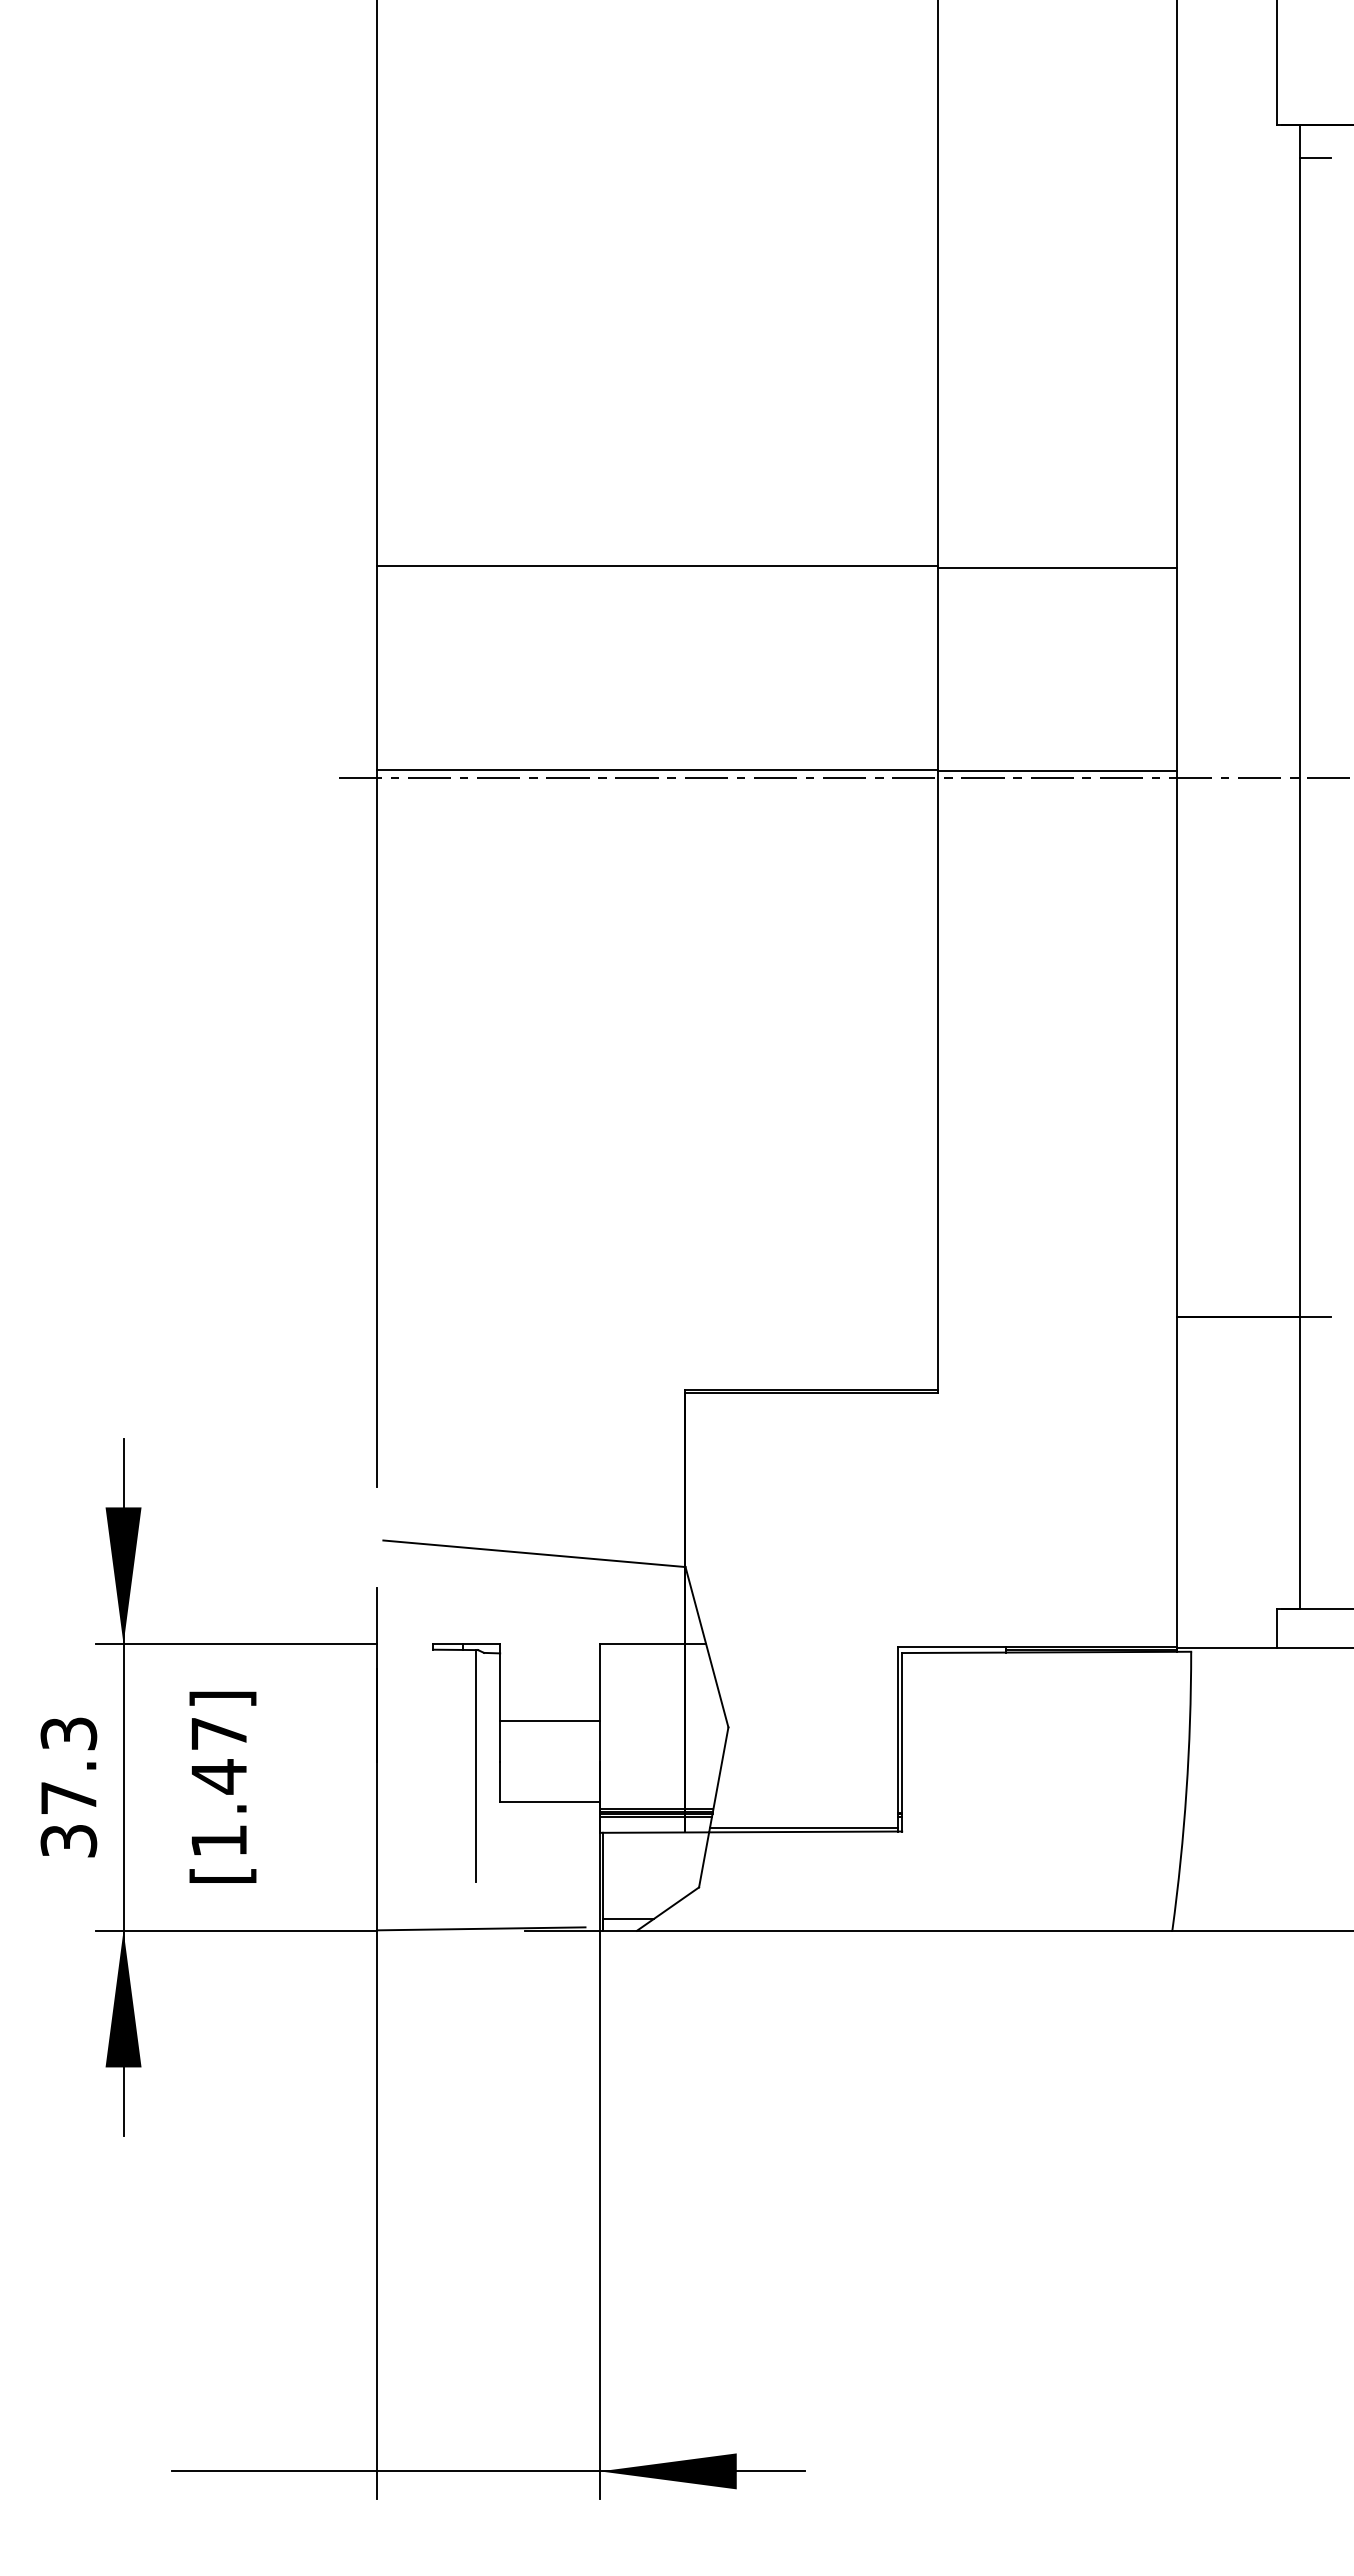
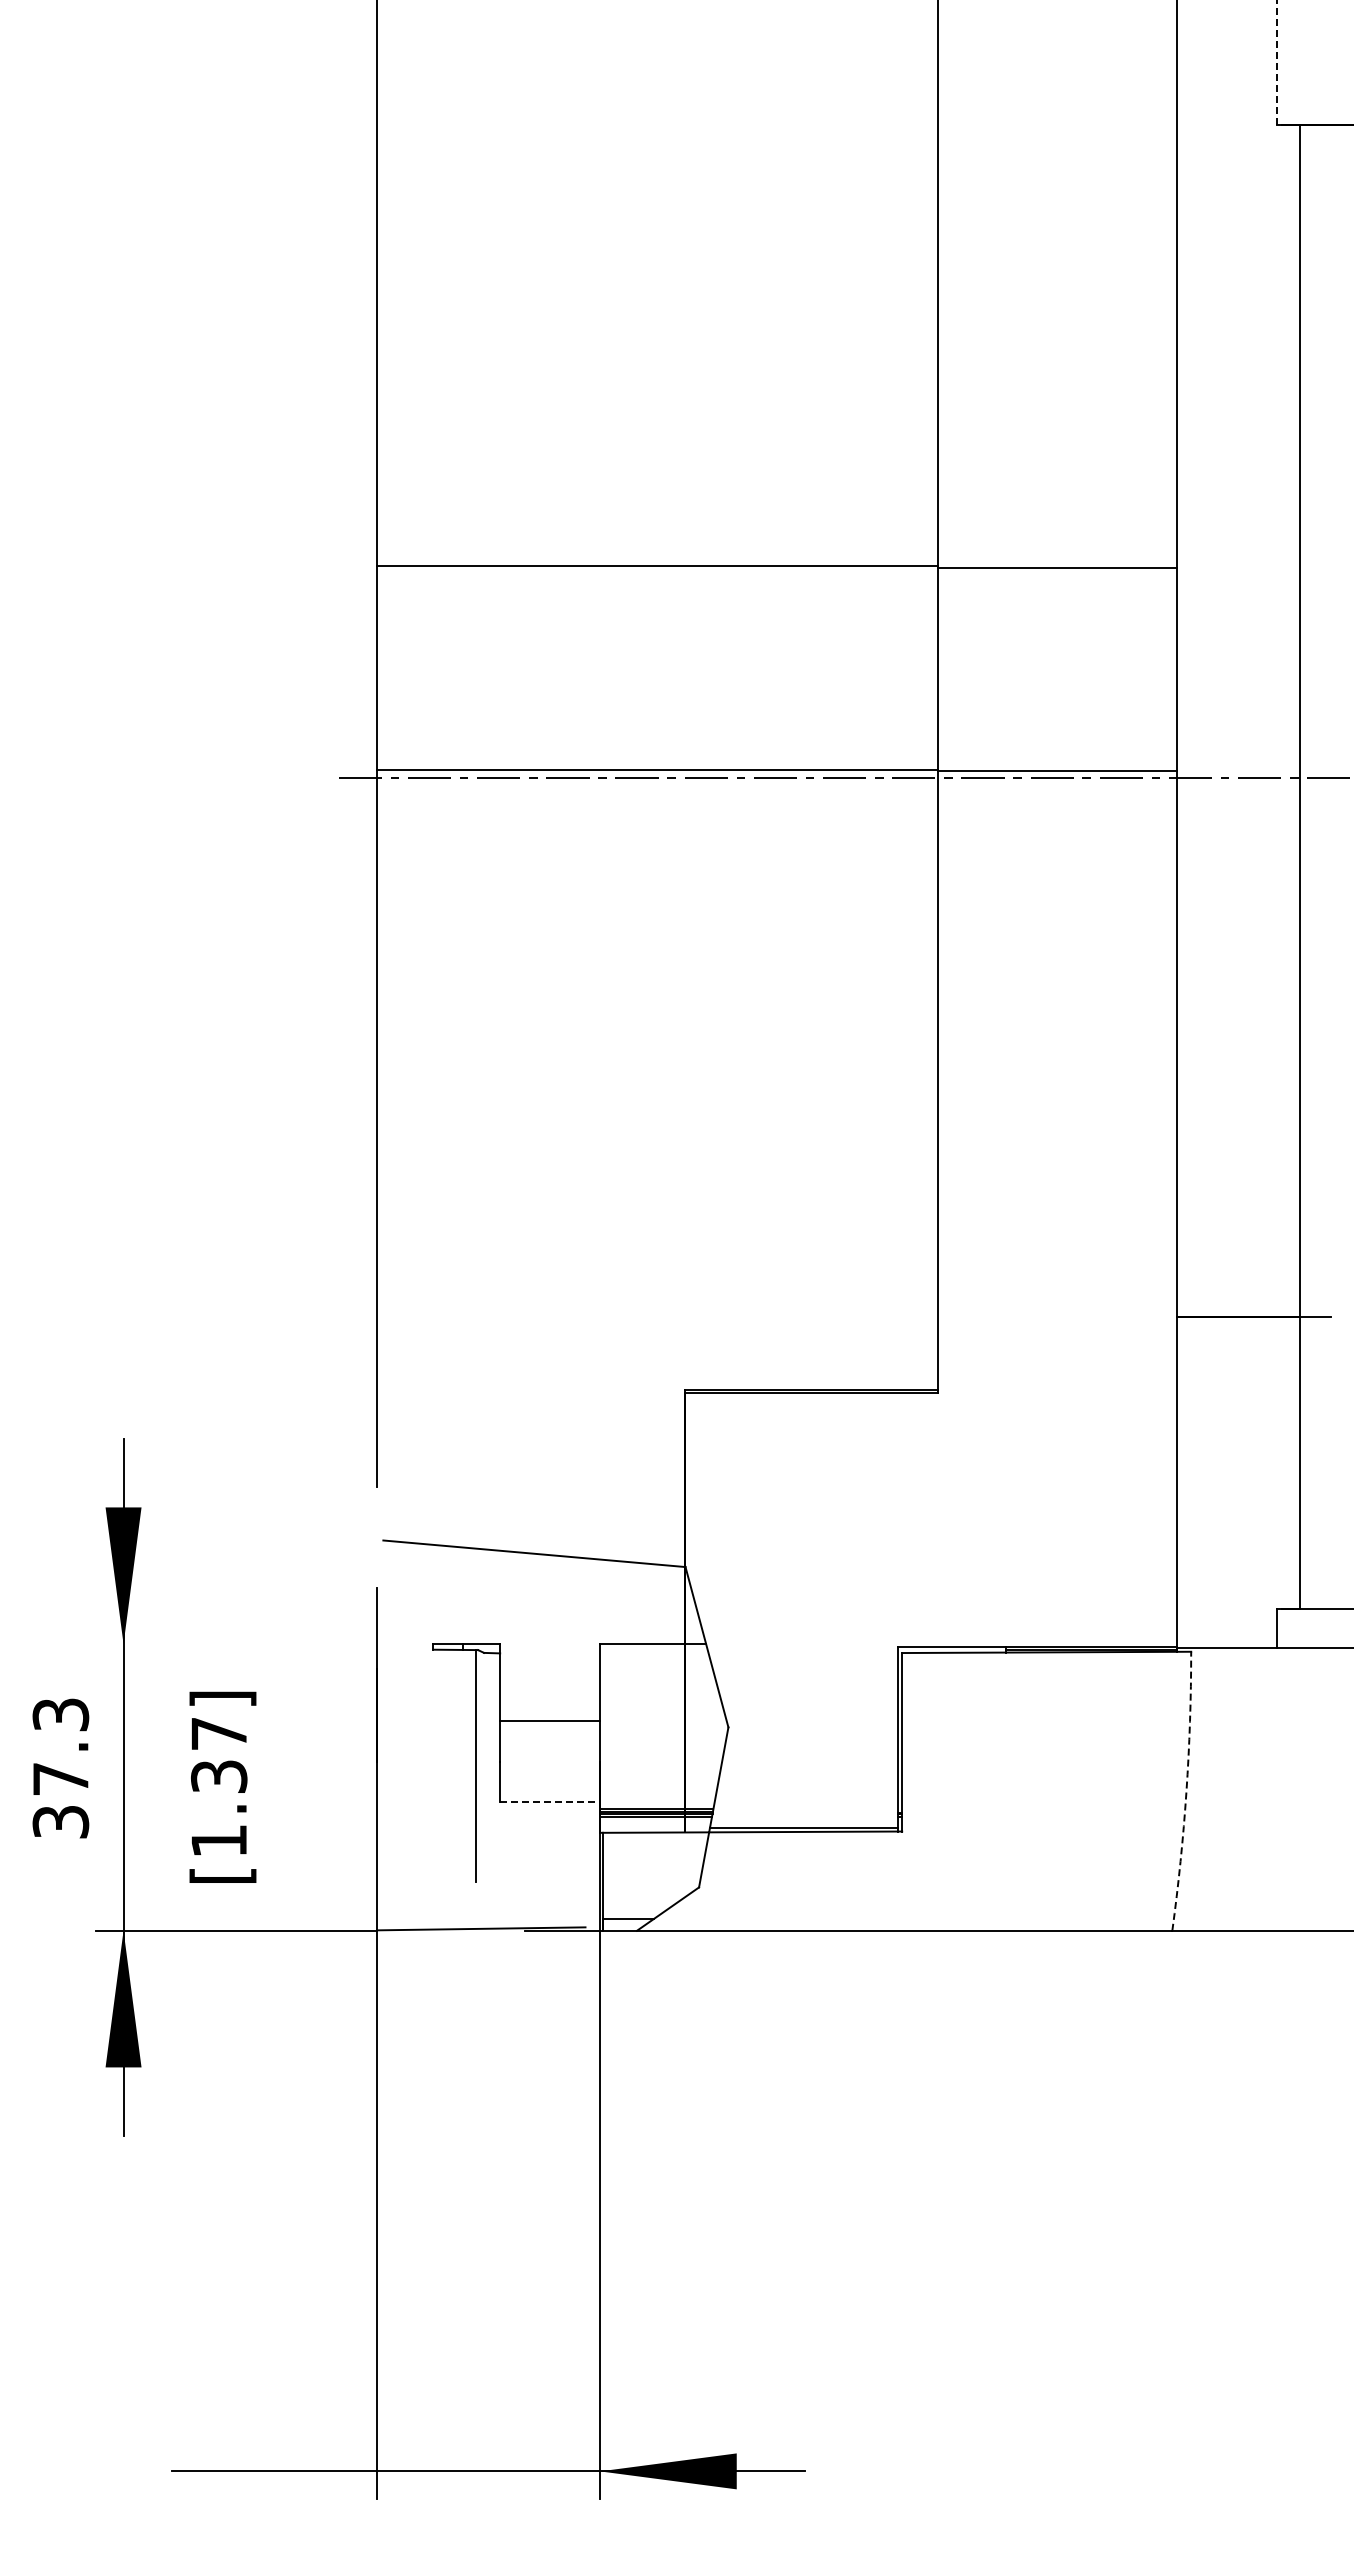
line: solid -> dashed (1276, 62)
line: present -> none (1315, 157)
line: present -> none (236, 1644)
text: [1.47] -> [1.37] (219, 1776)
text position: (68, 1787) -> (60, 1768) (60, 1768)
arc: solid -> dashed (1186, 1791)
line: solid -> dashed (550, 1802)
